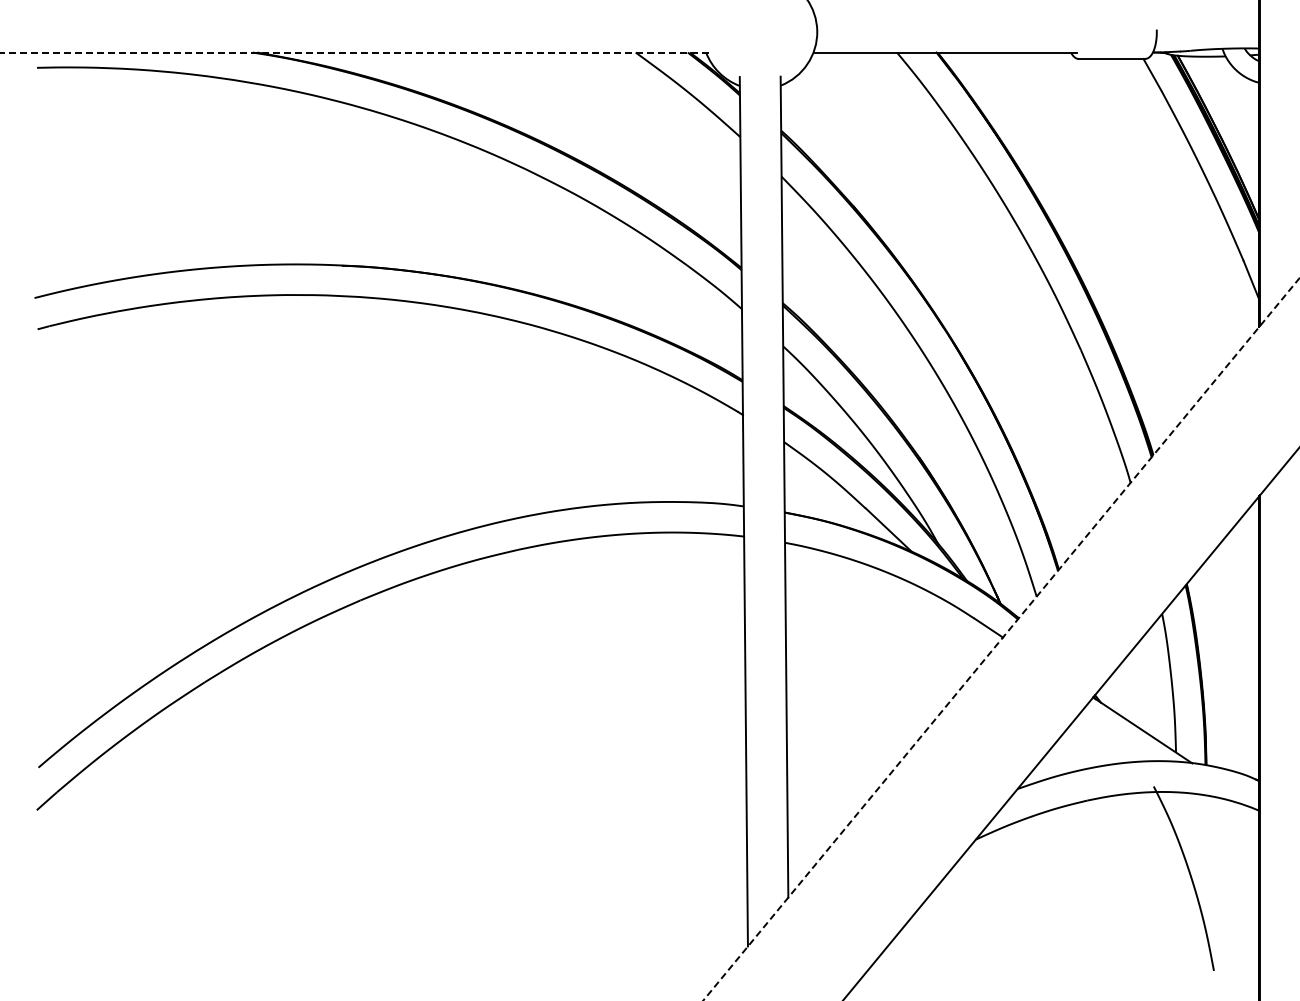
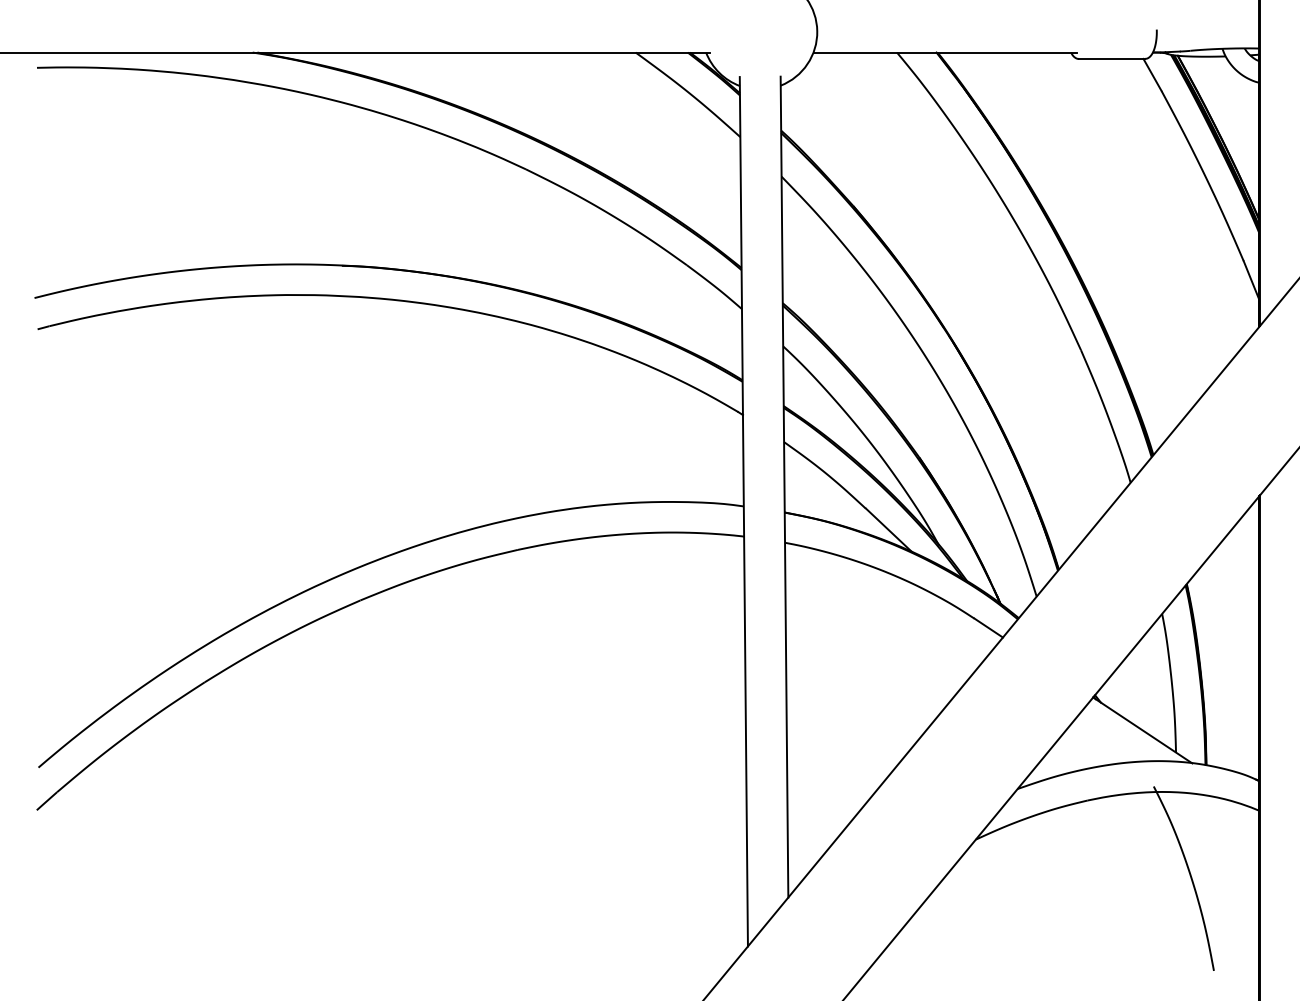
line: dashed -> solid (355, 52)
line: dashed -> solid (1001, 639)
